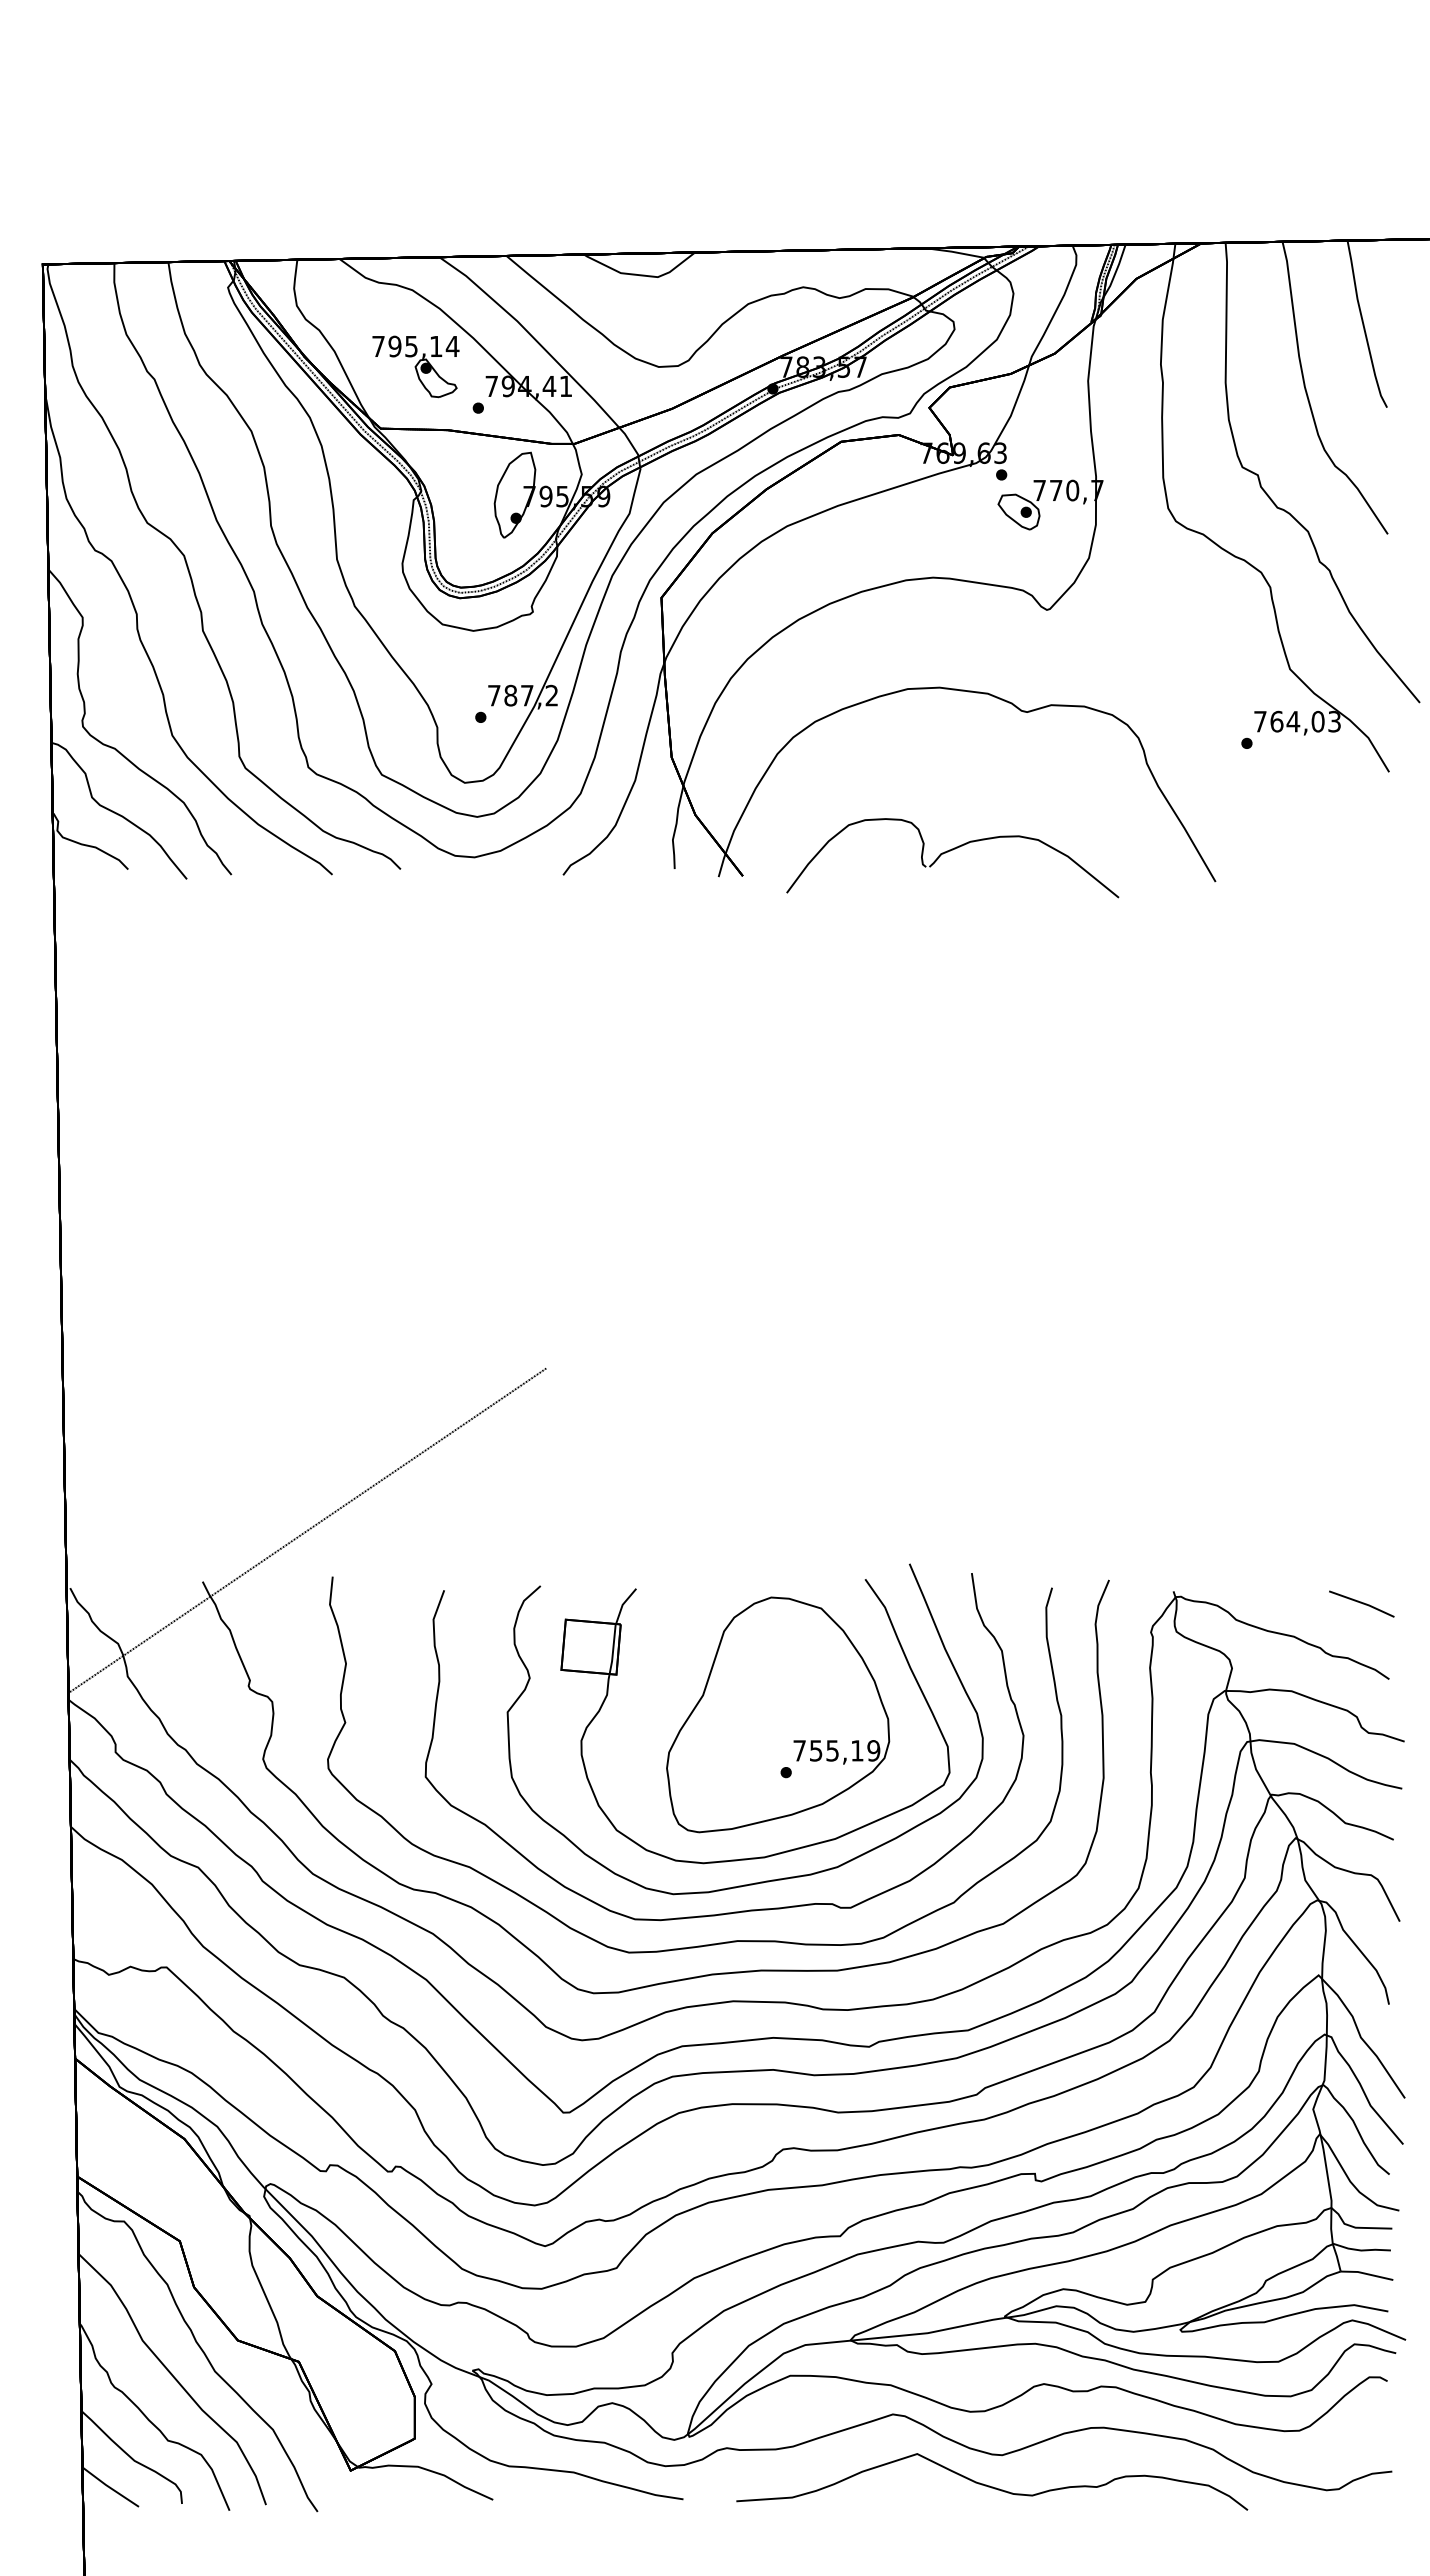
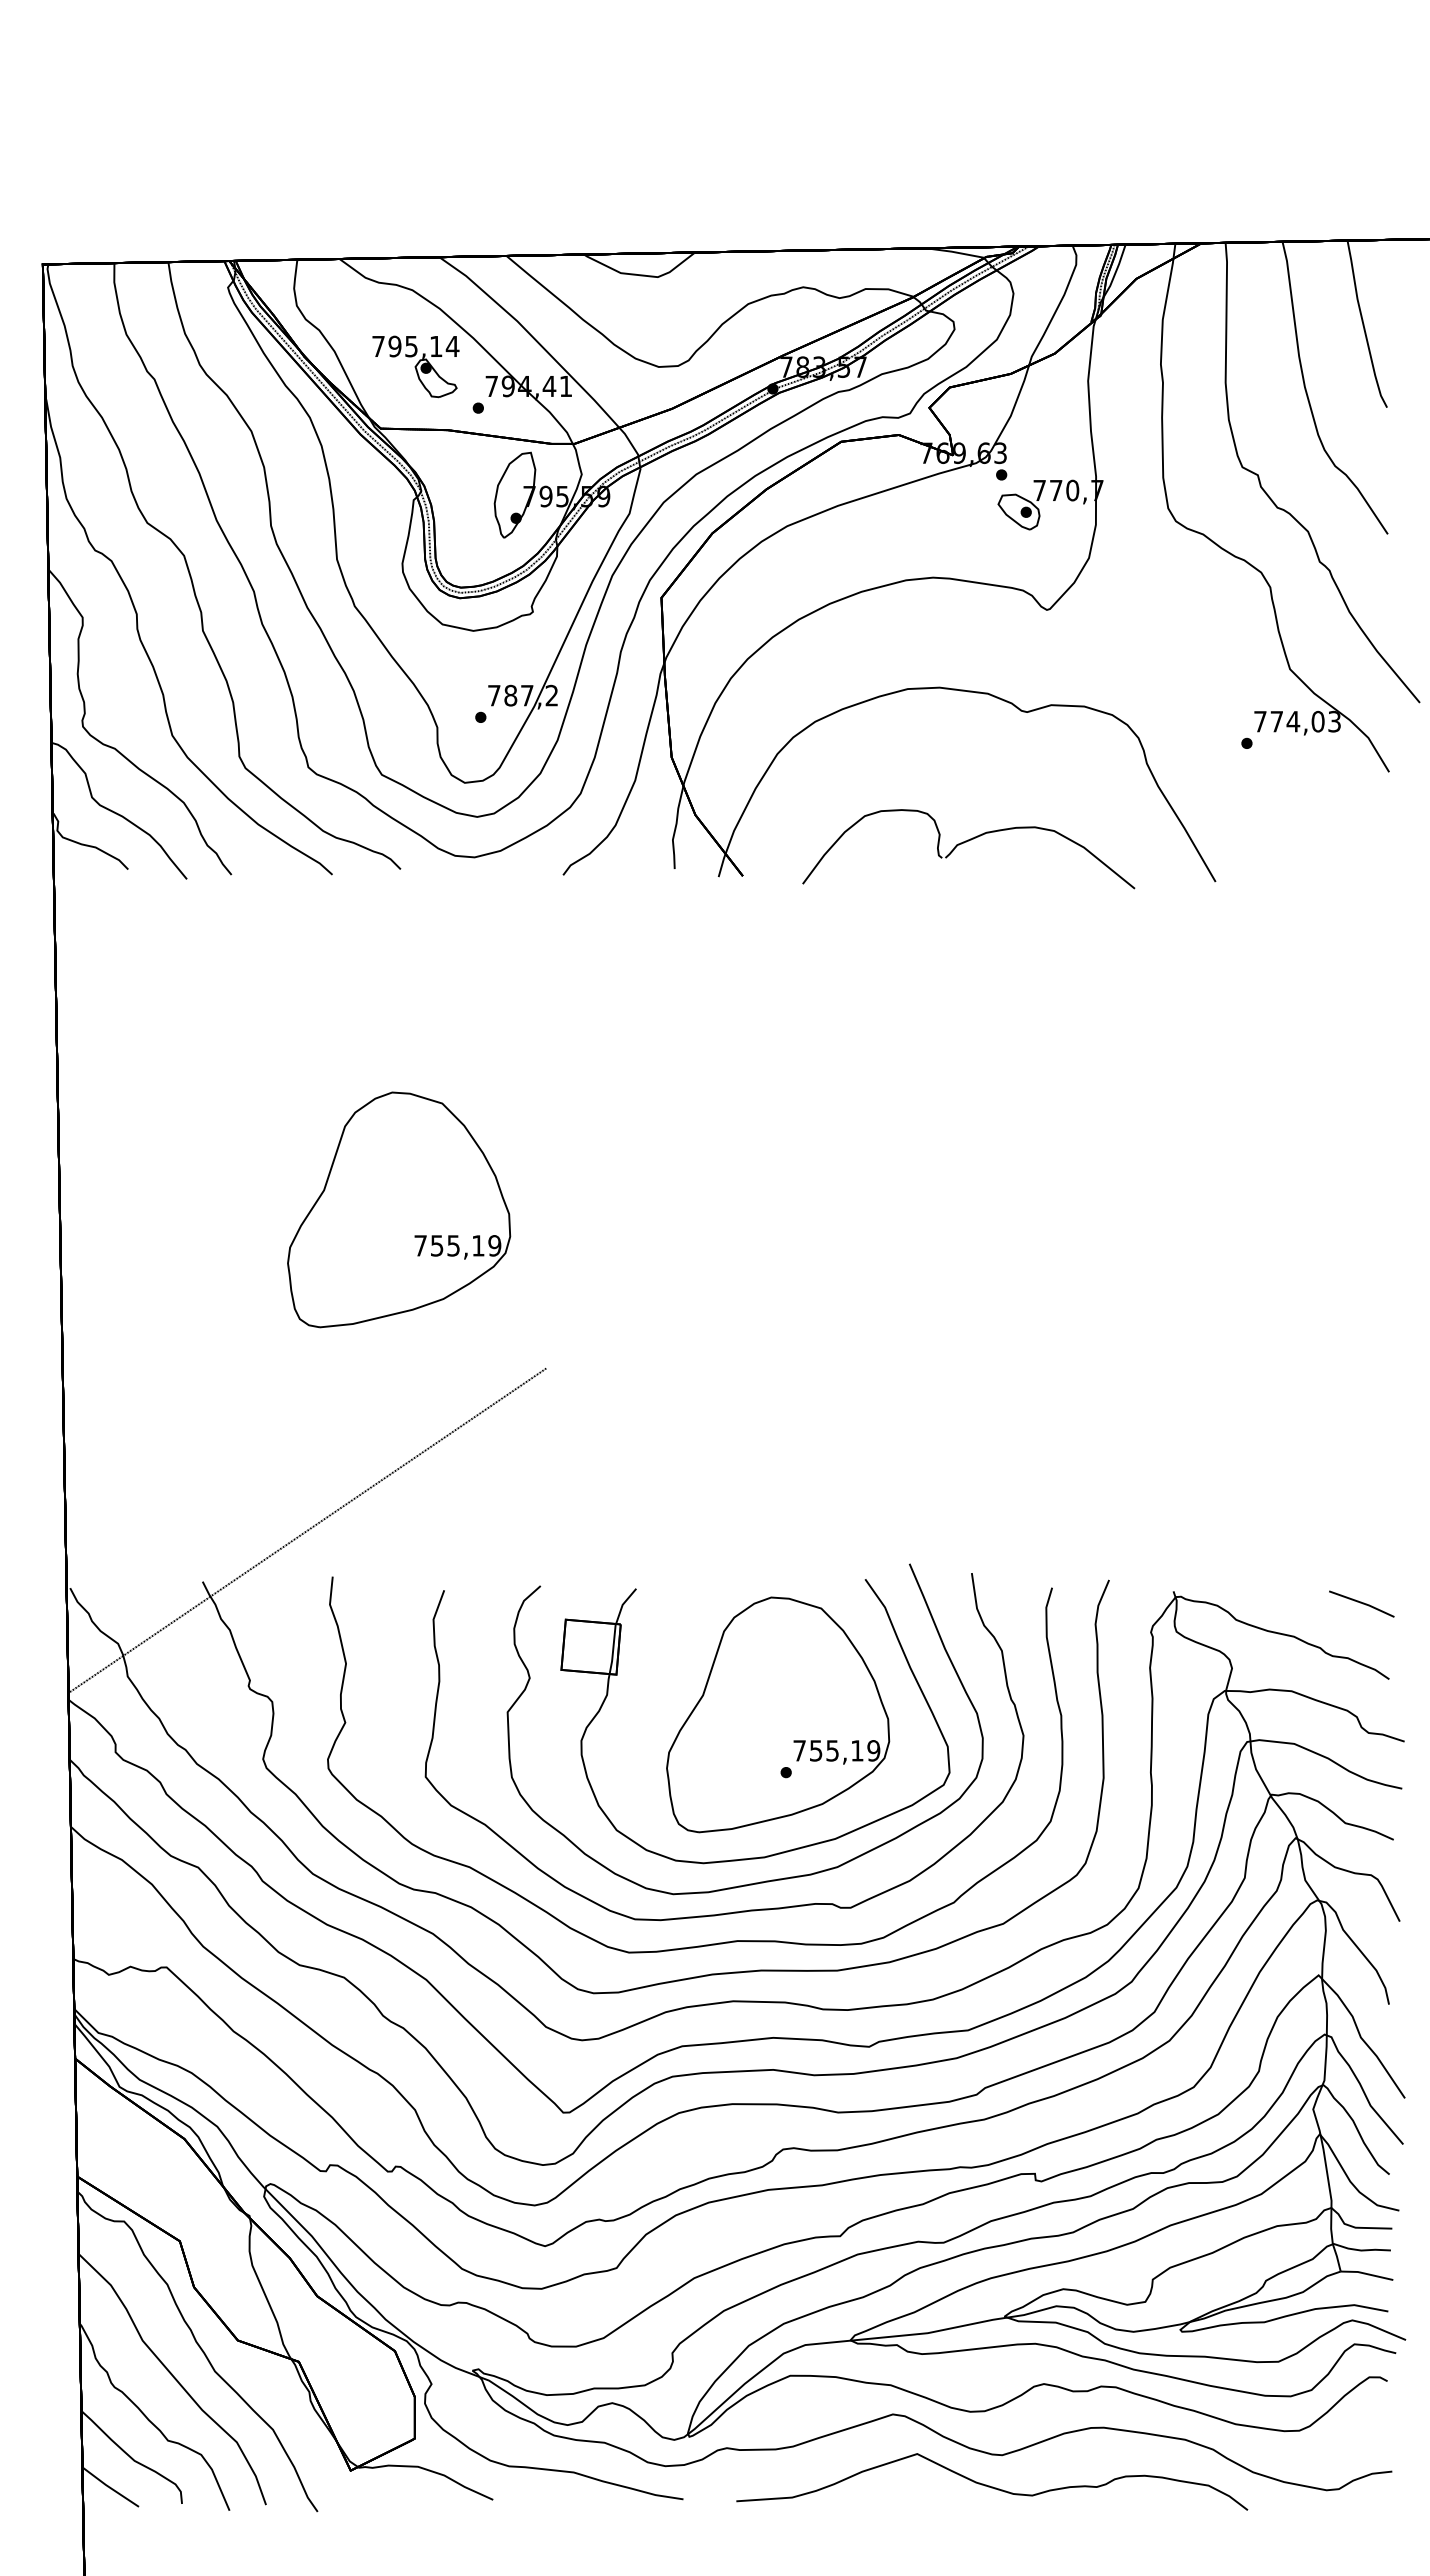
text: 764,03 -> 774,03 (1276, 721)
part position: (948, 852) -> (964, 843) (964, 843)
part: none -> present (399, 1209)
